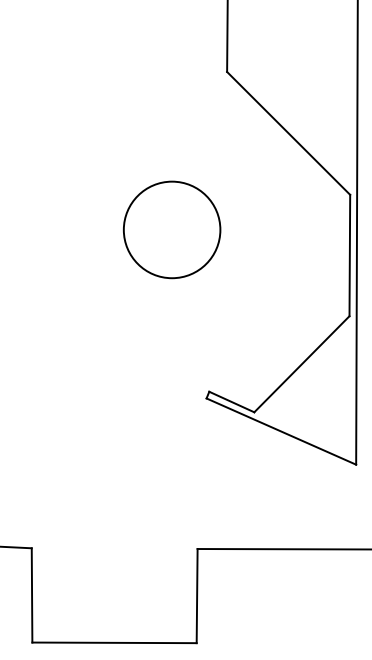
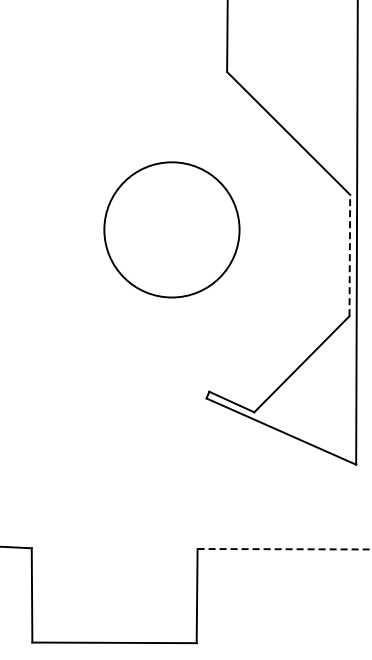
circle size: 99x100 px -> 138x138 px (171, 229)
line: solid -> dashed (349, 255)
line: solid -> dashed (284, 549)
